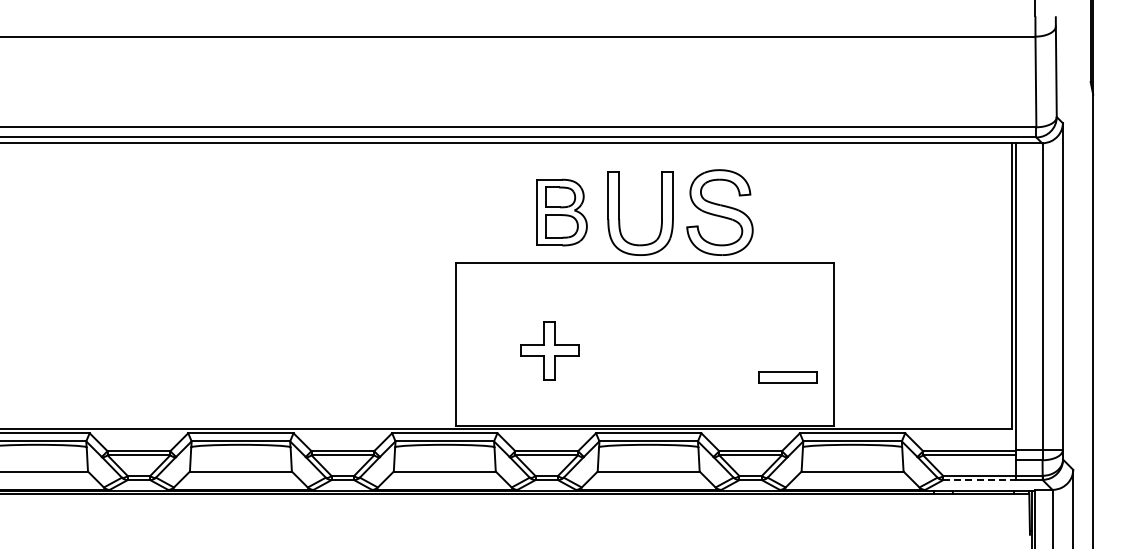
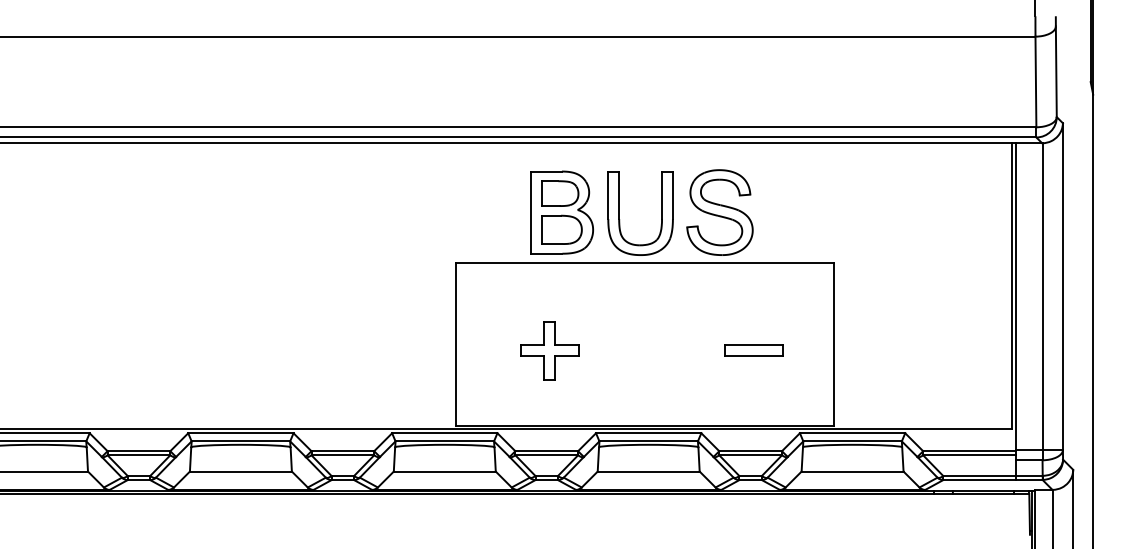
part size: 52x69 px -> 64x85 px (561, 212)
part position: (787, 377) -> (753, 350) (753, 350)
line: dashed -> solid (979, 480)
